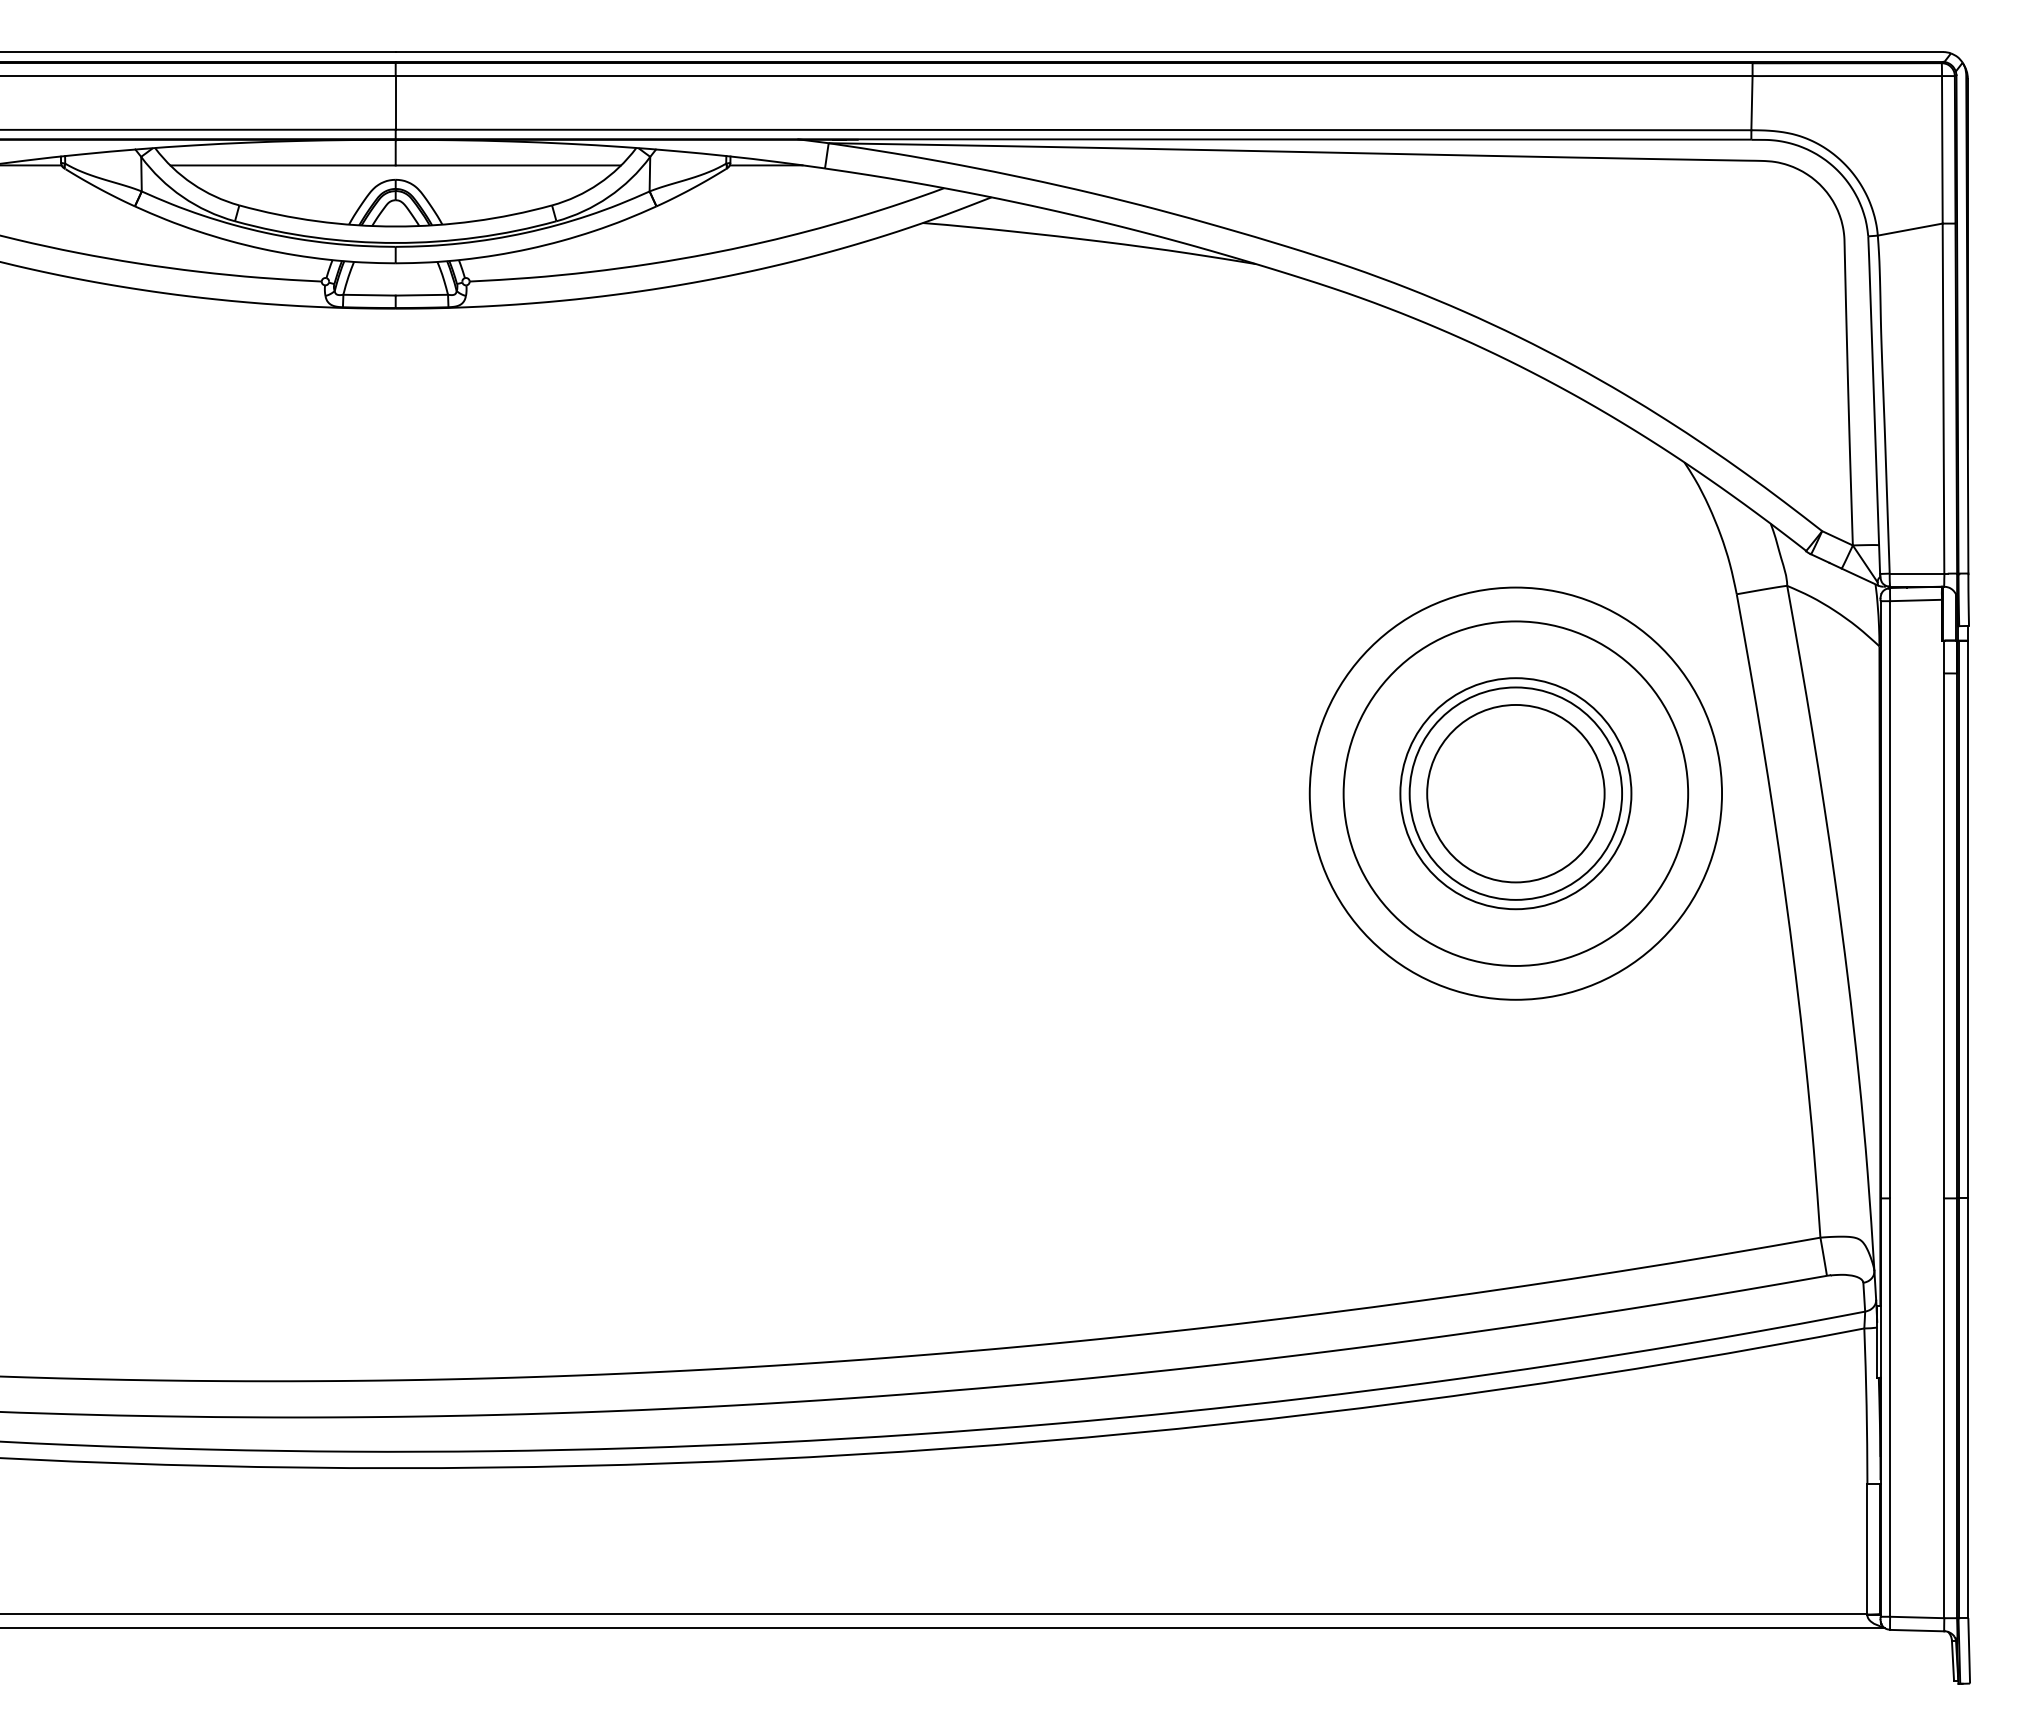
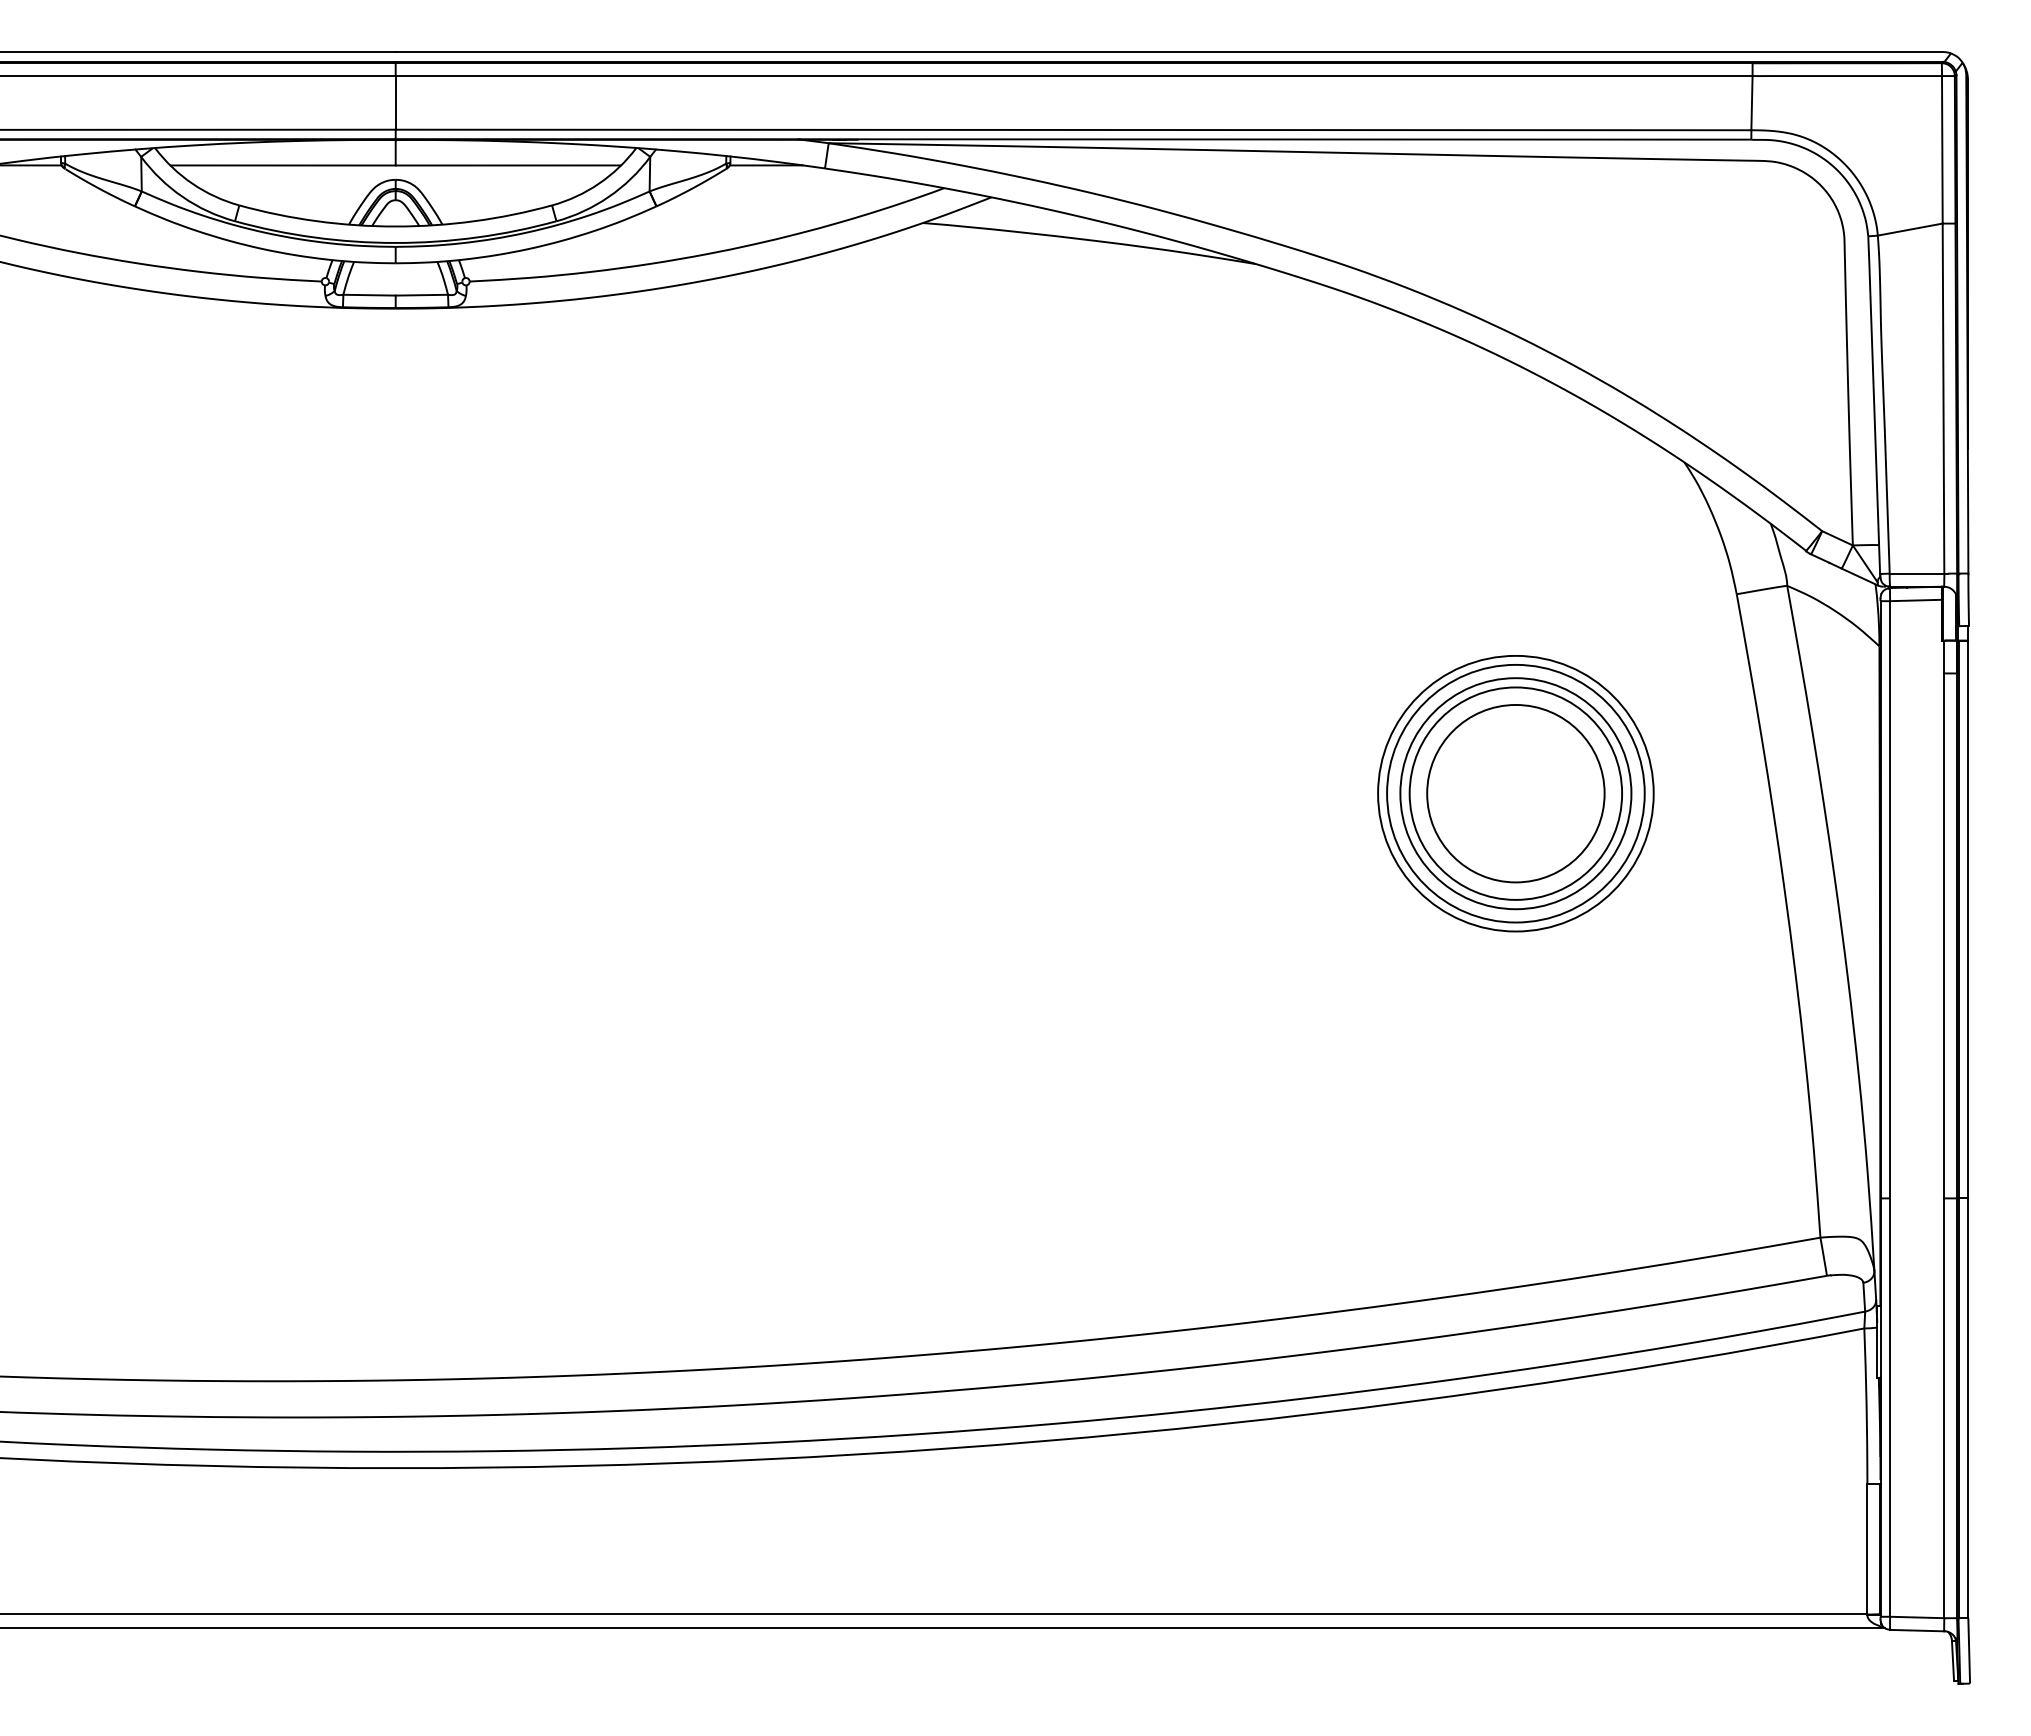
circle diameter: 345 px -> 276 px (1515, 793)
circle diameter: 412 px -> 258 px (1515, 793)
